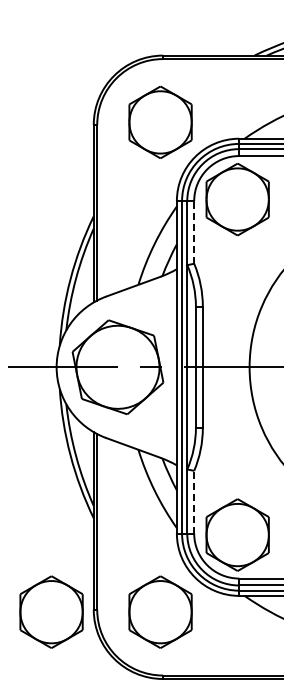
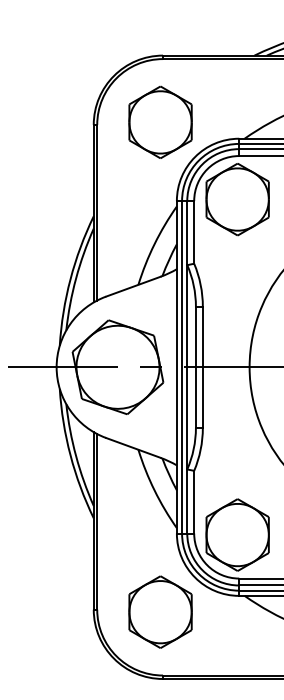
line: dashed -> solid (194, 231)
line: dashed -> solid (194, 501)
part: present -> none (51, 611)
